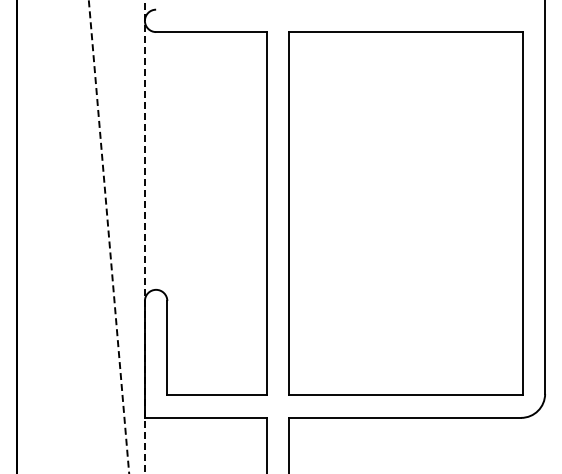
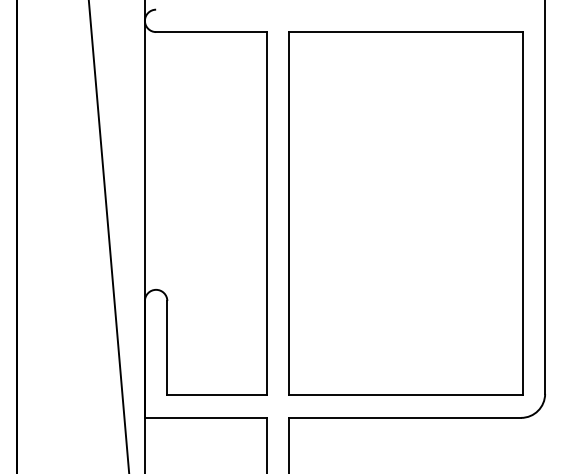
line: dashed -> solid (109, 237)
line: dashed -> solid (144, 237)
